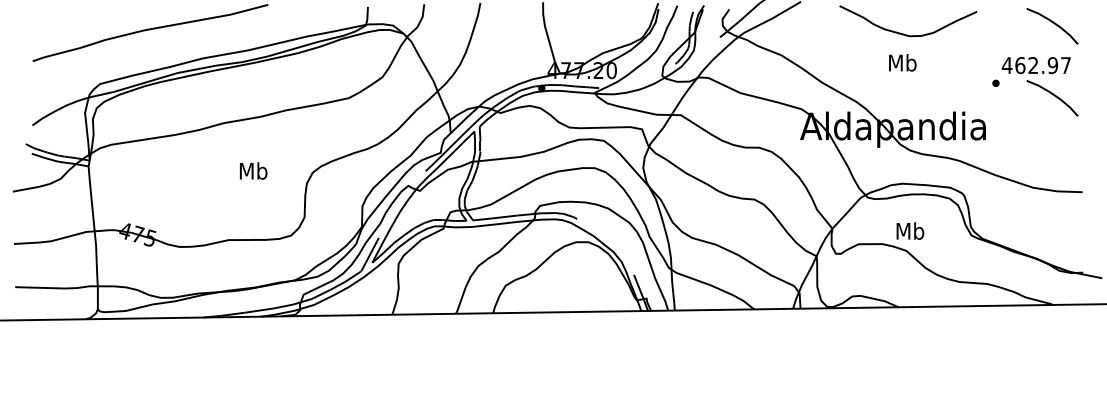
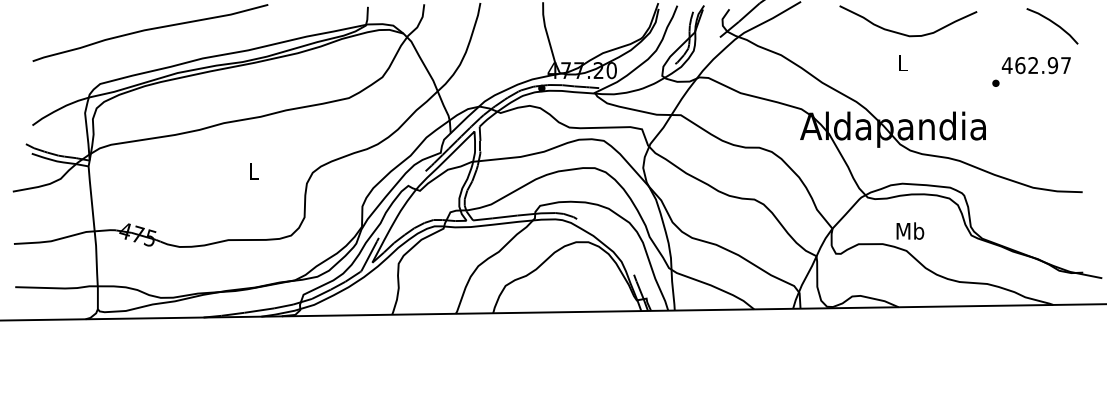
text: Mb -> L (902, 62)
curve: present -> none (1054, 96)
text: Mb -> L (253, 170)
